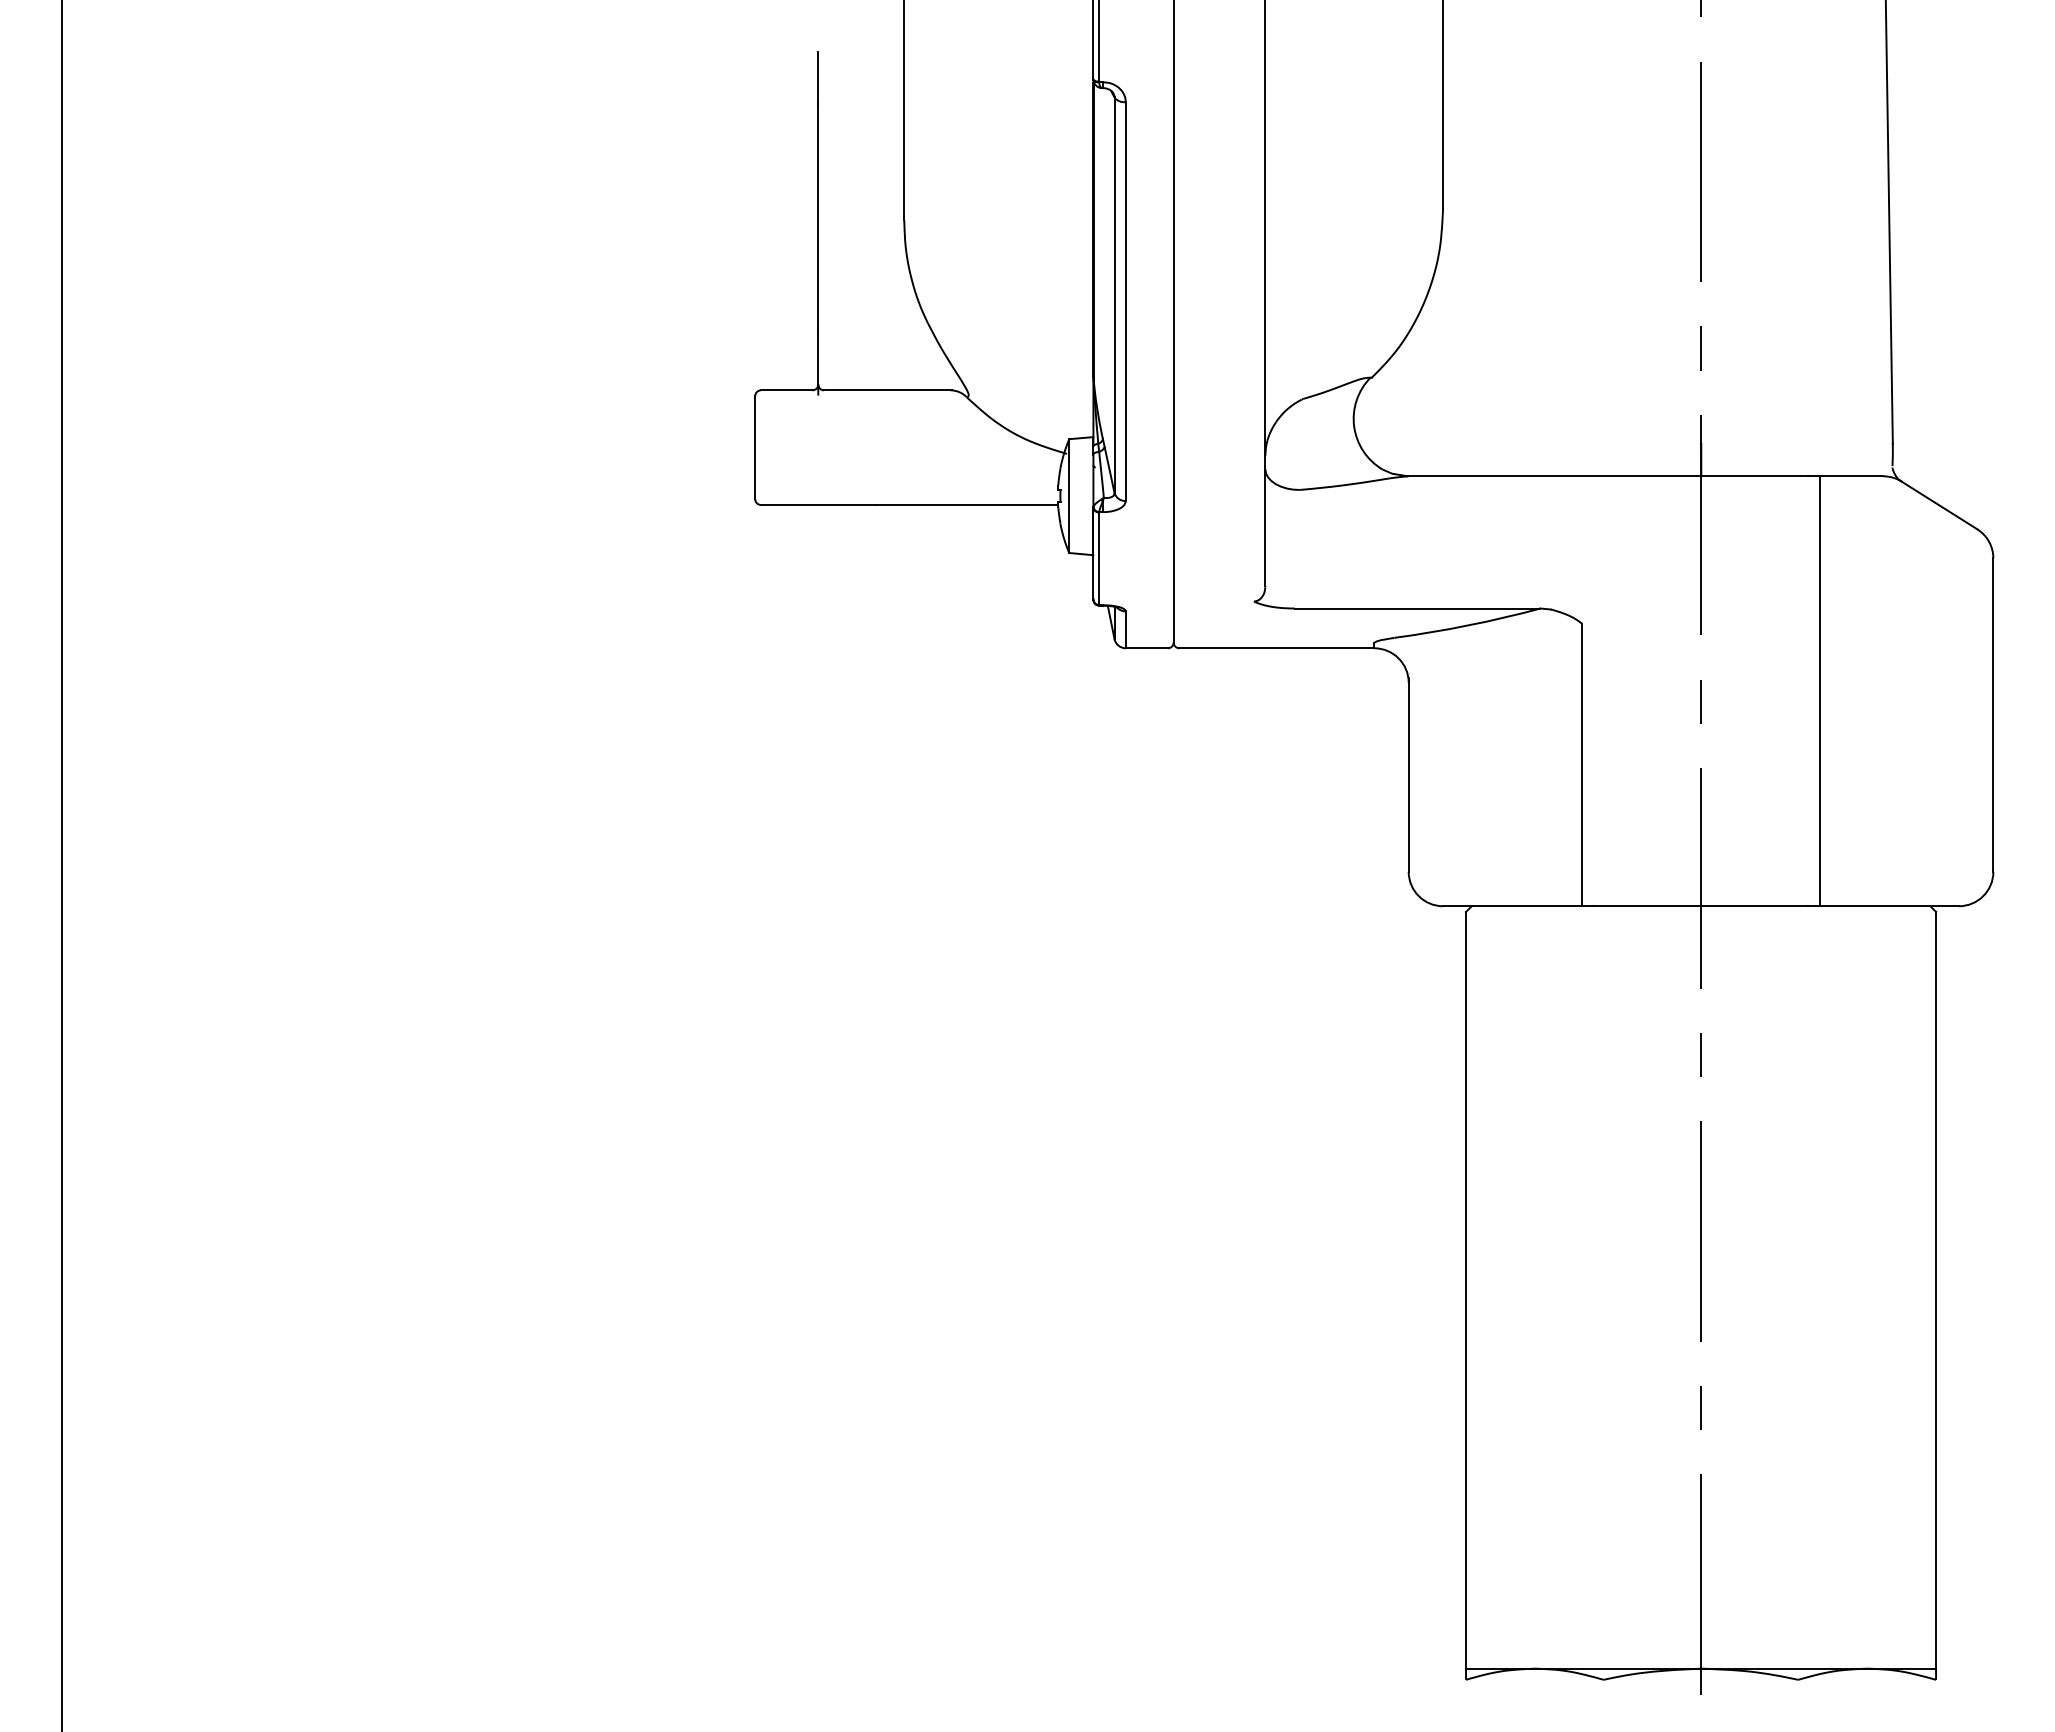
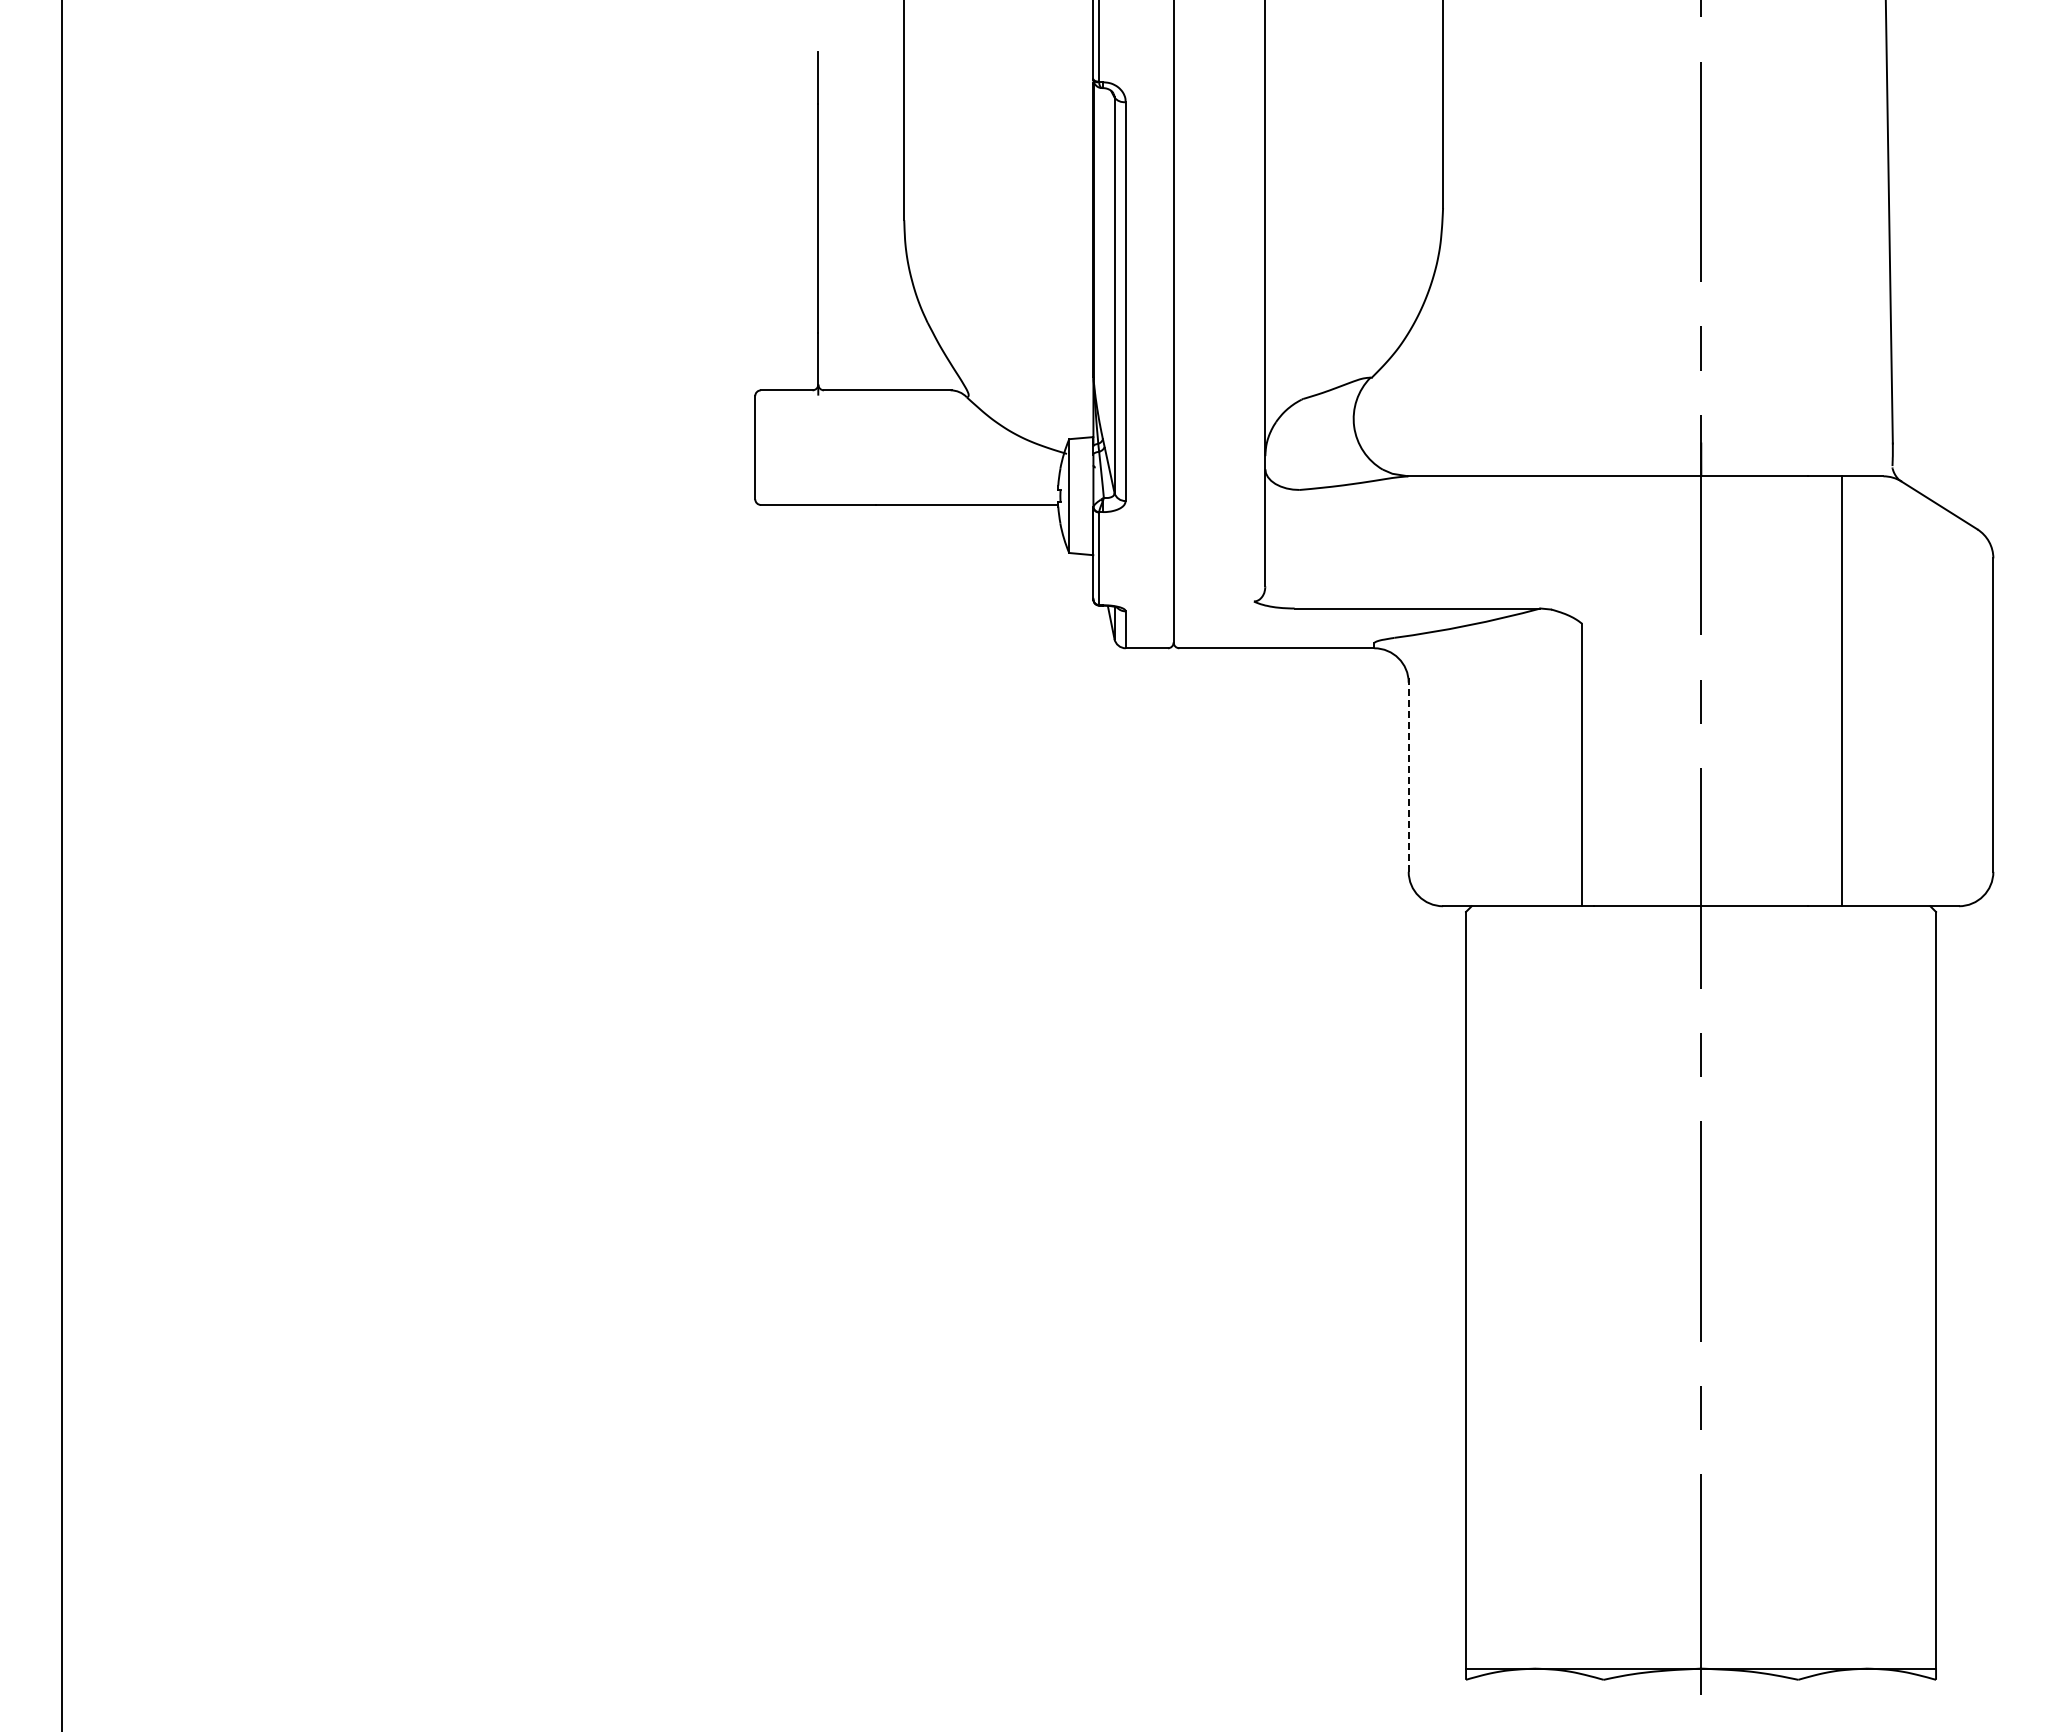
line position: (1820, 691) -> (1842, 691) (1842, 691)
line: solid -> dashed (1408, 774)
